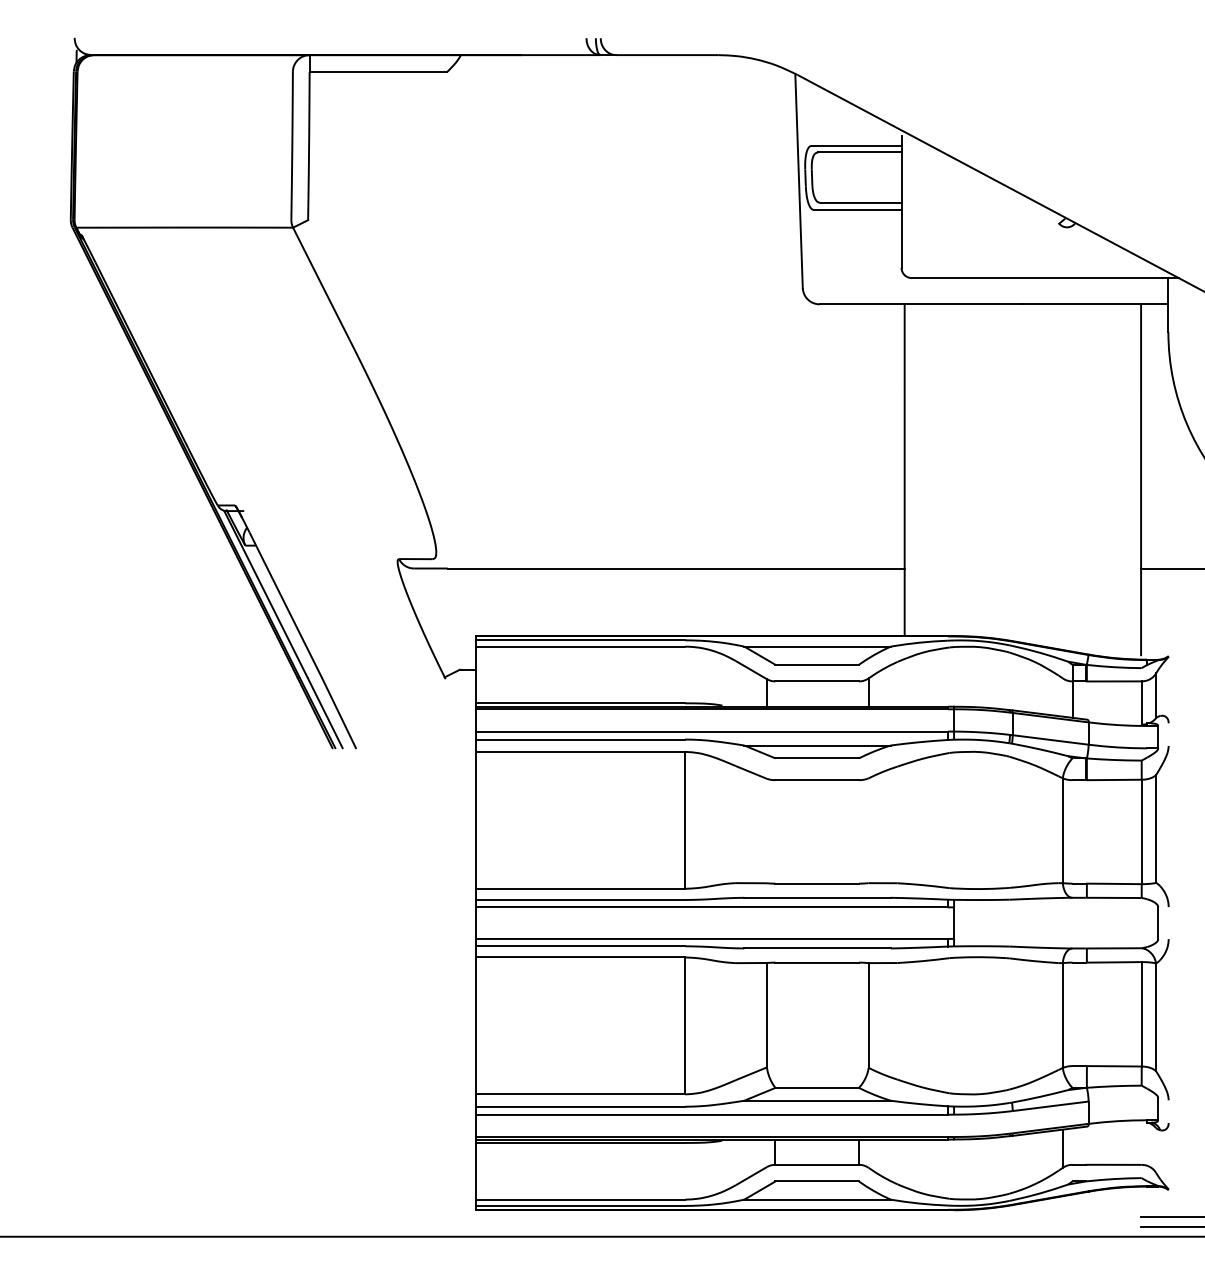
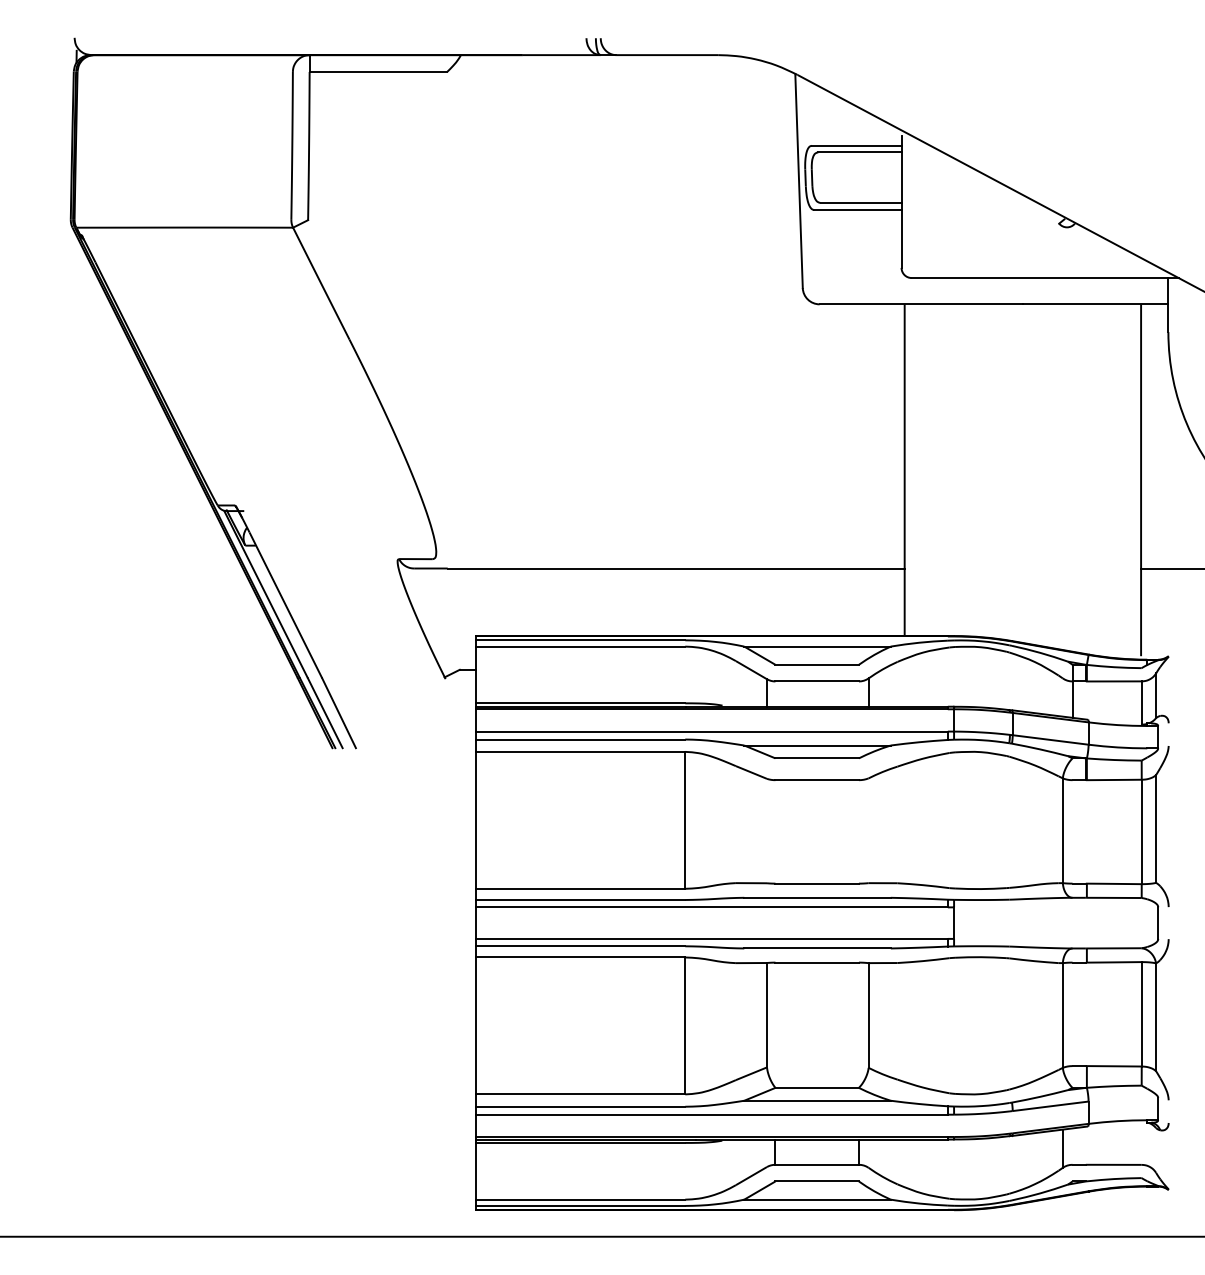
line: present -> none (1171, 1216)
line: present -> none (1171, 1227)
